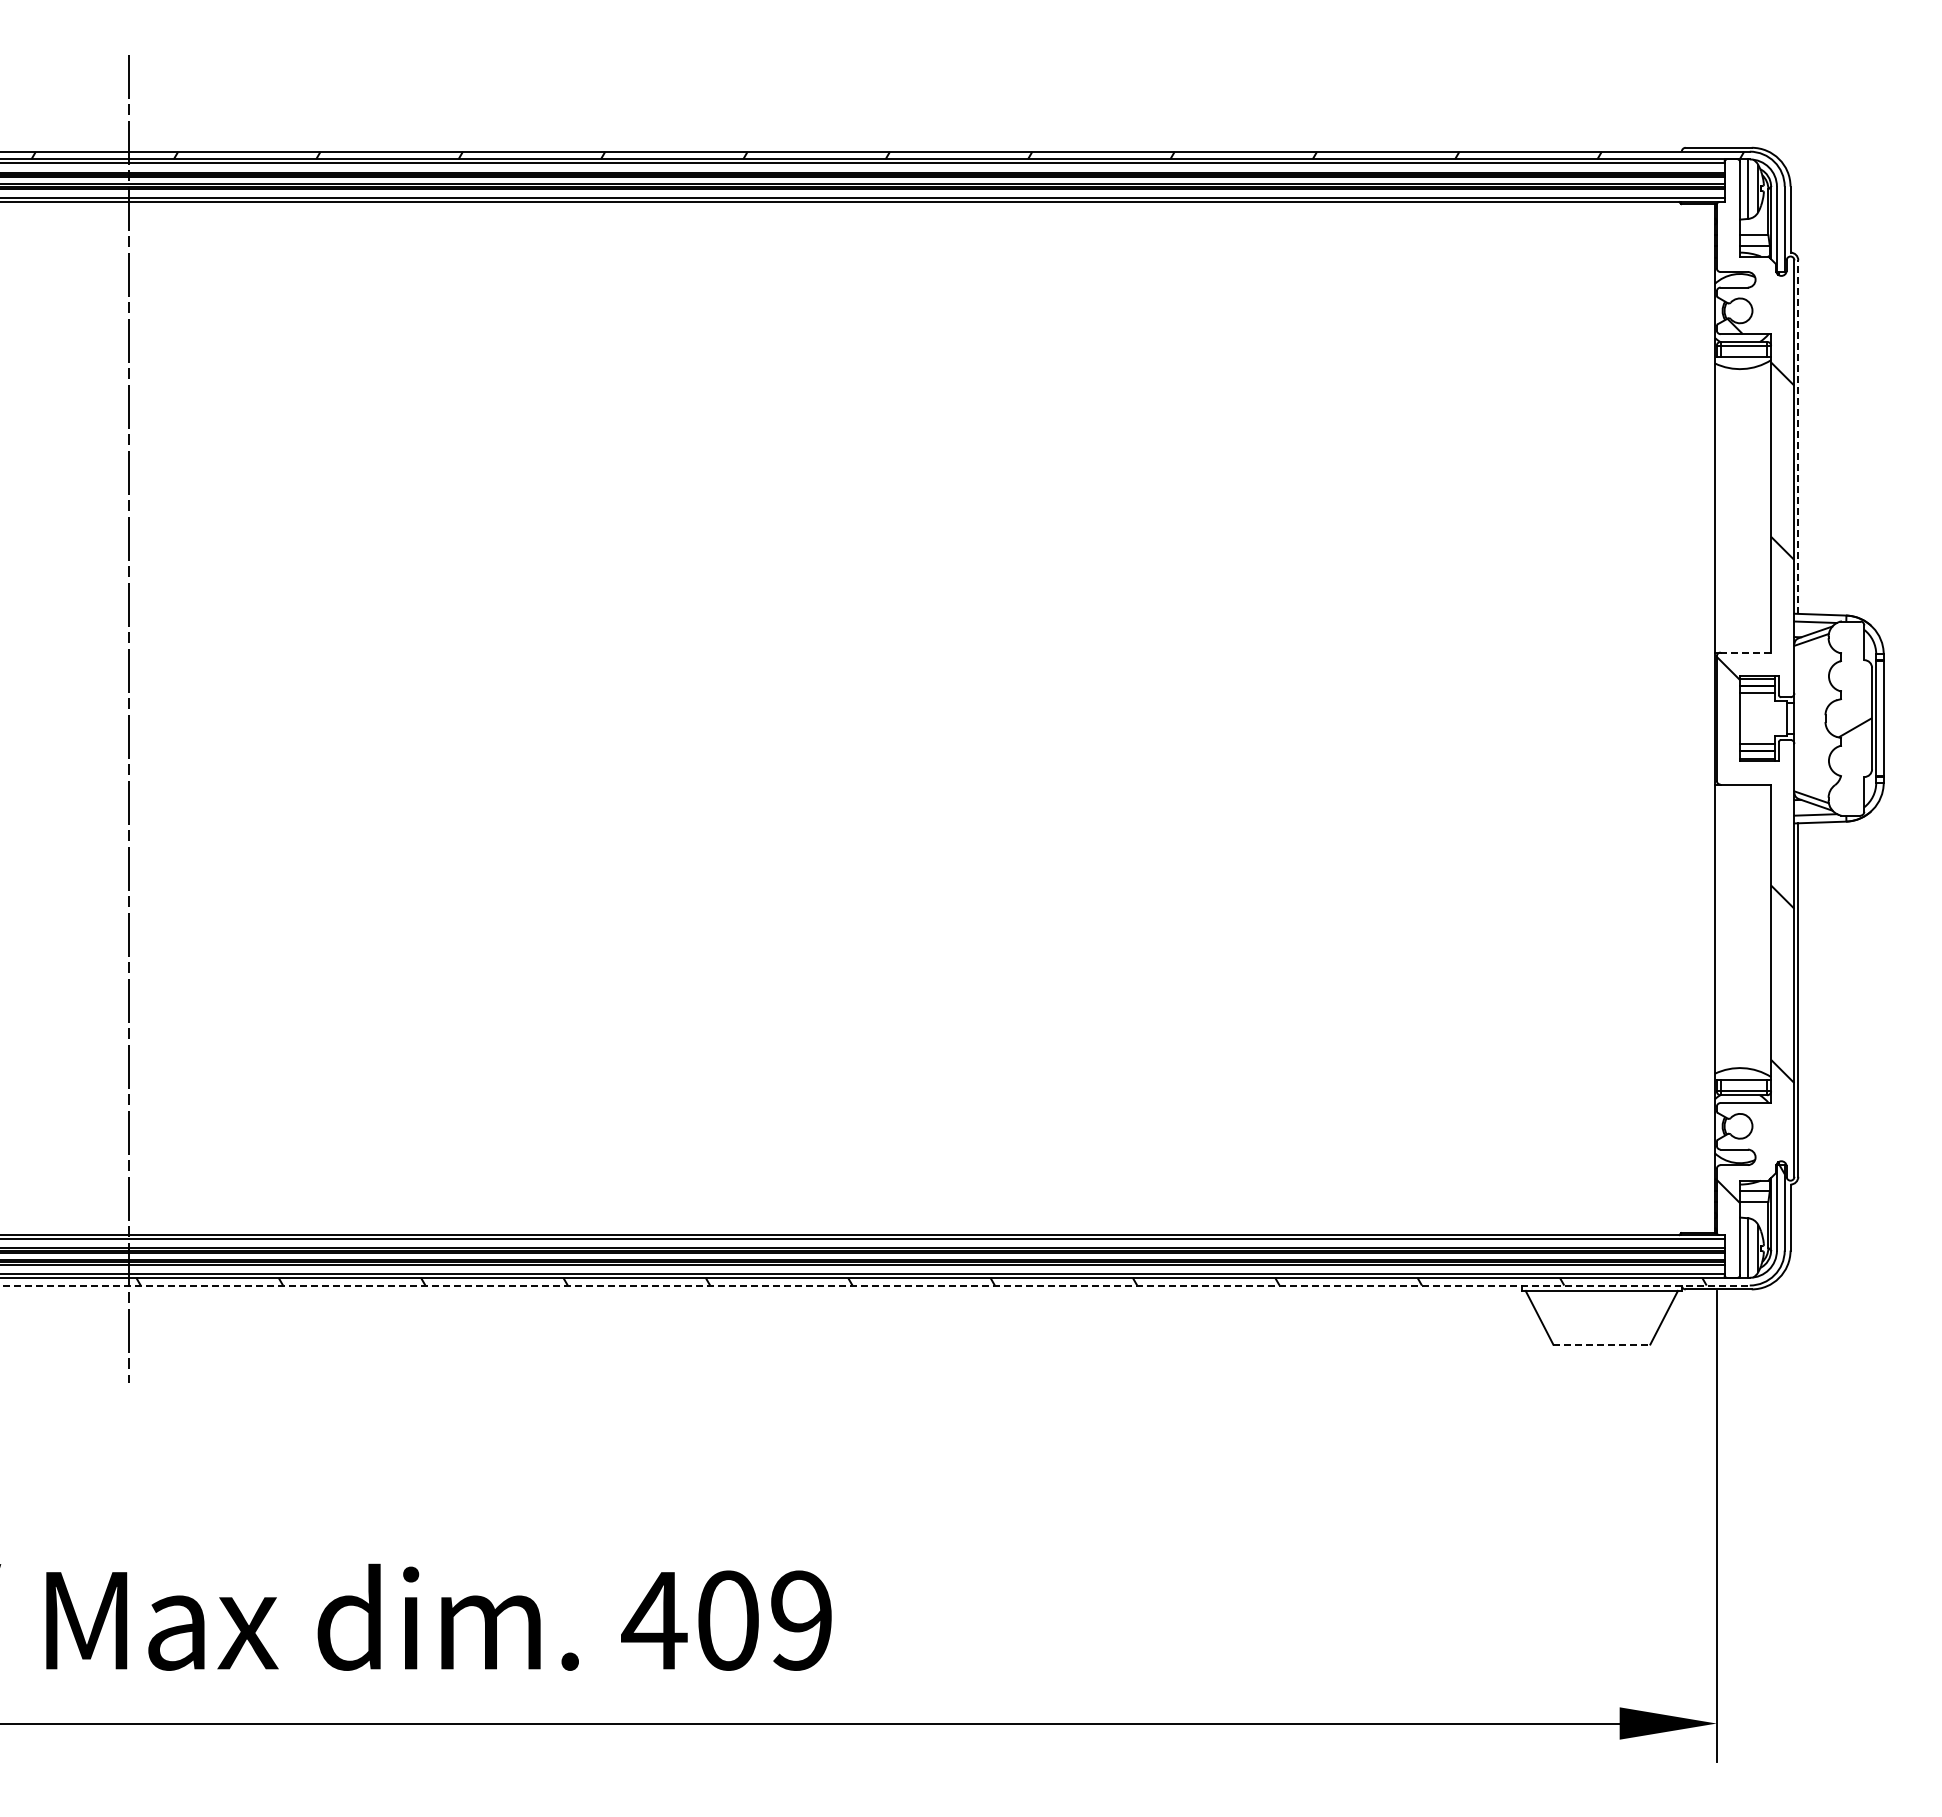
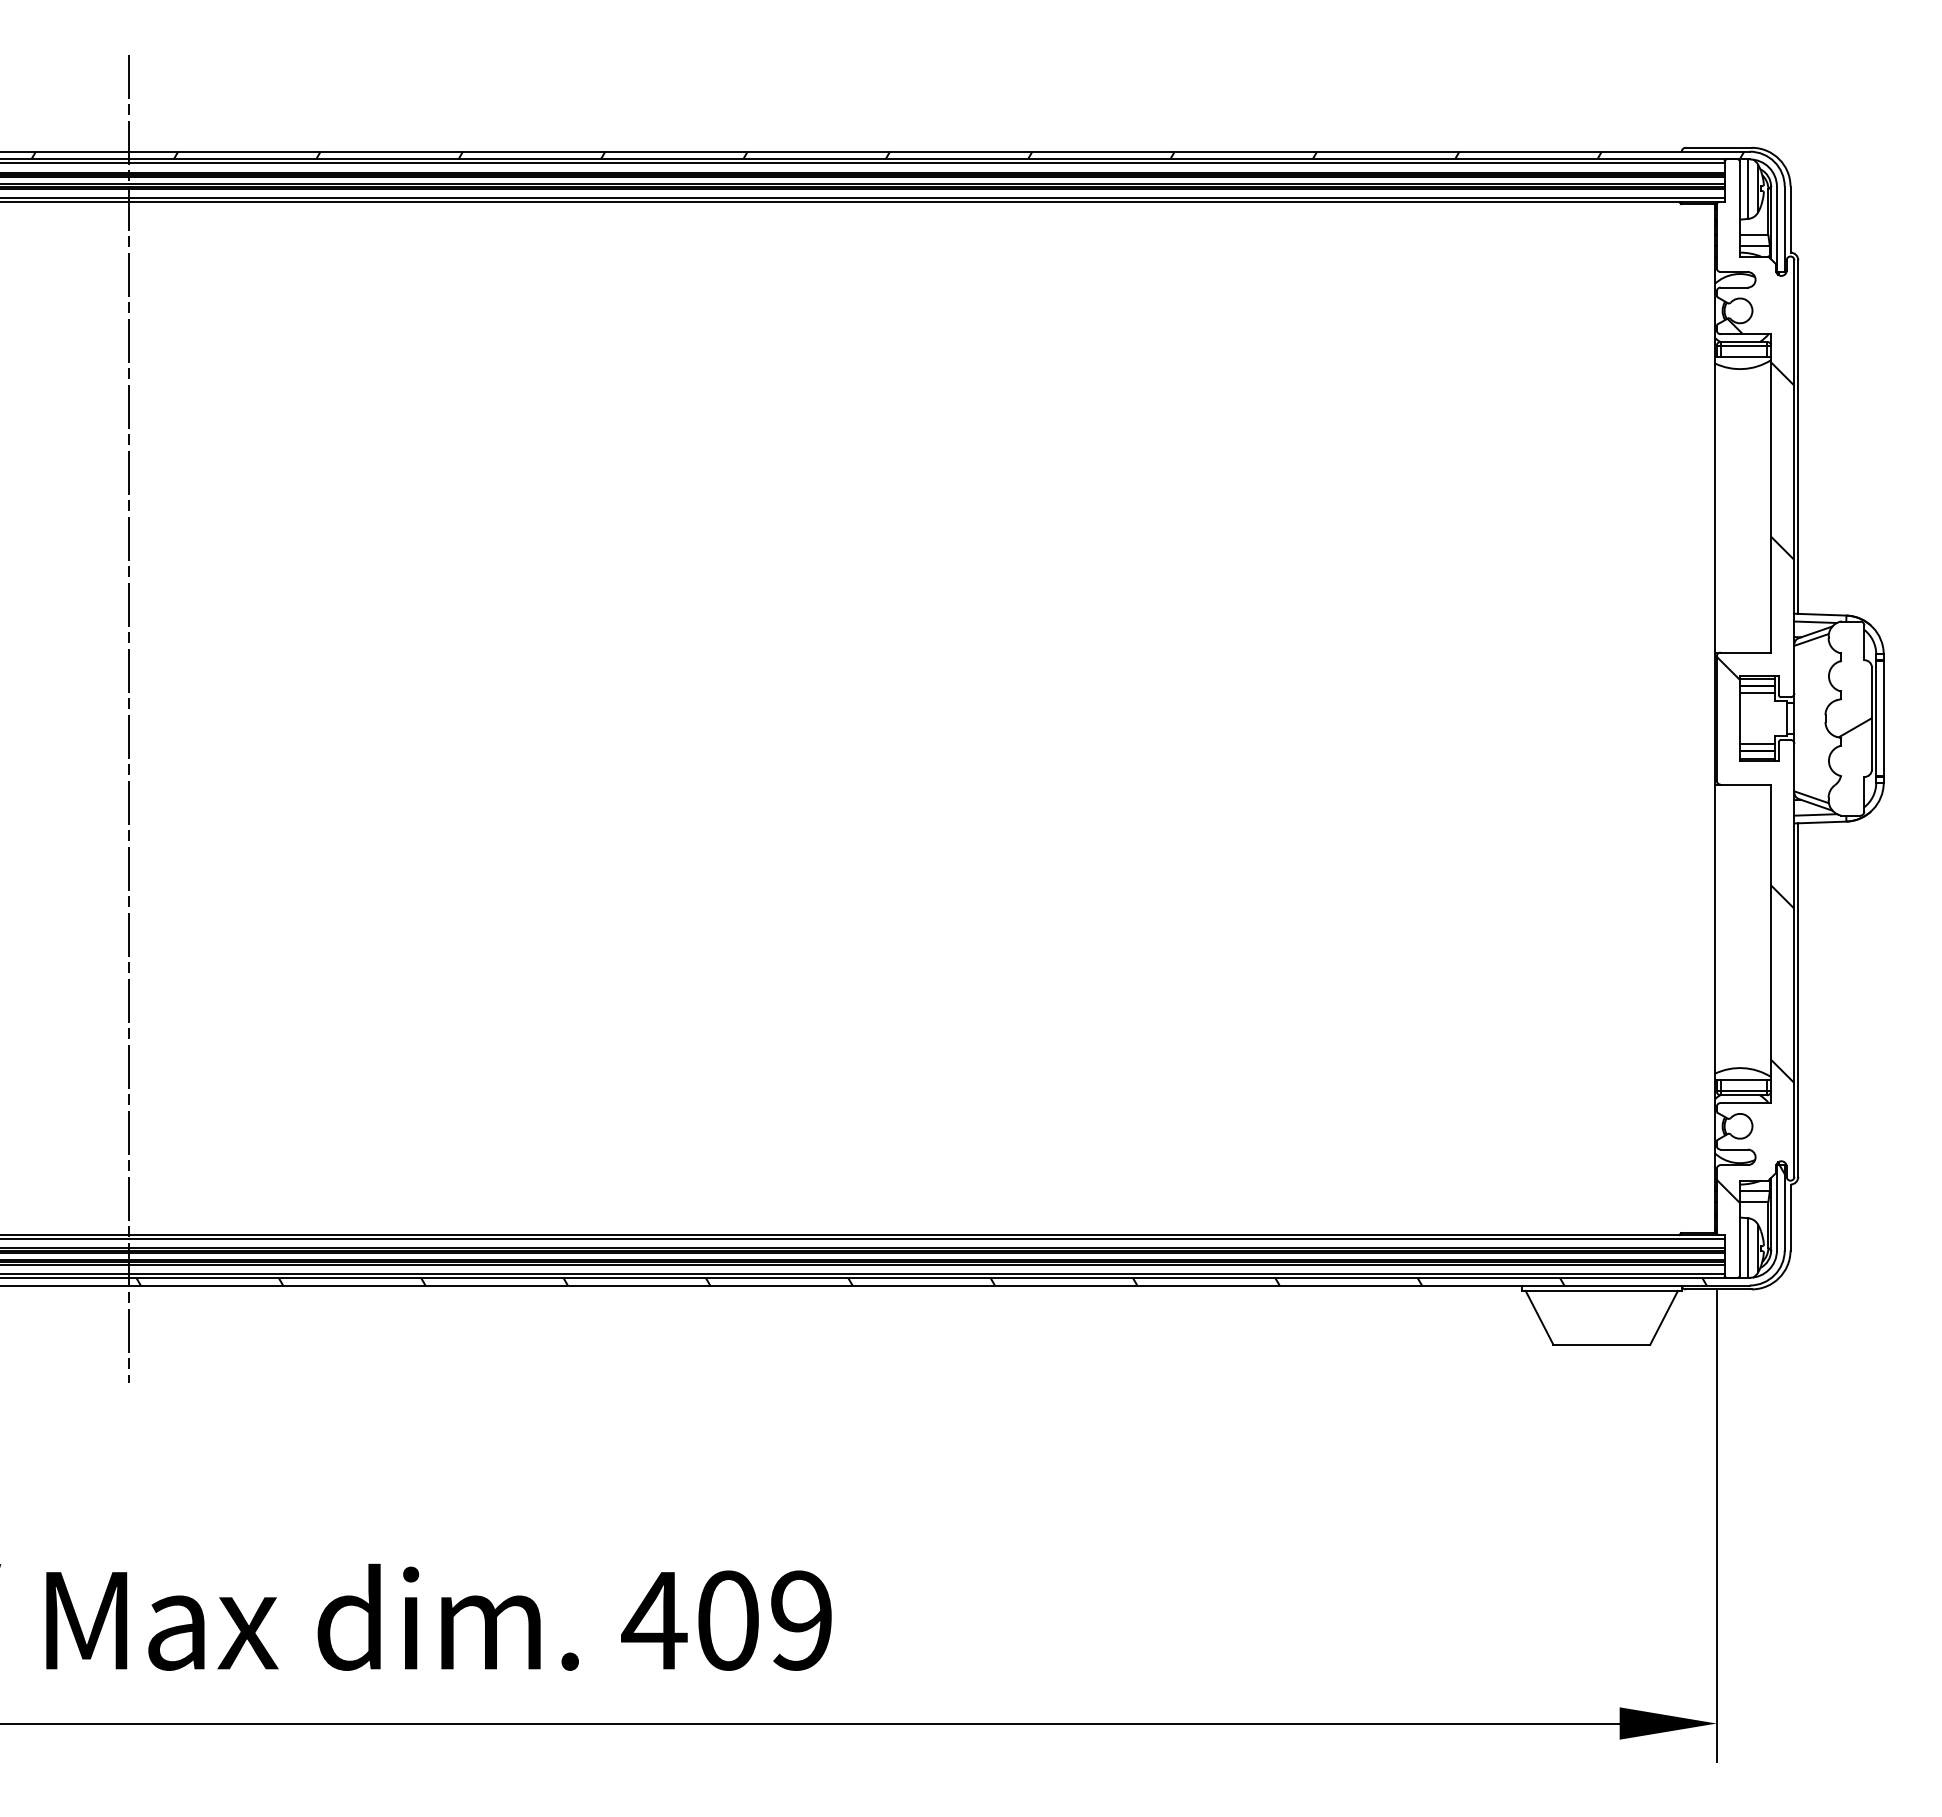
line: dashed -> solid (1798, 437)
line: dashed -> solid (1745, 652)
line: dashed -> solid (874, 1285)
line: dashed -> solid (1601, 1344)
